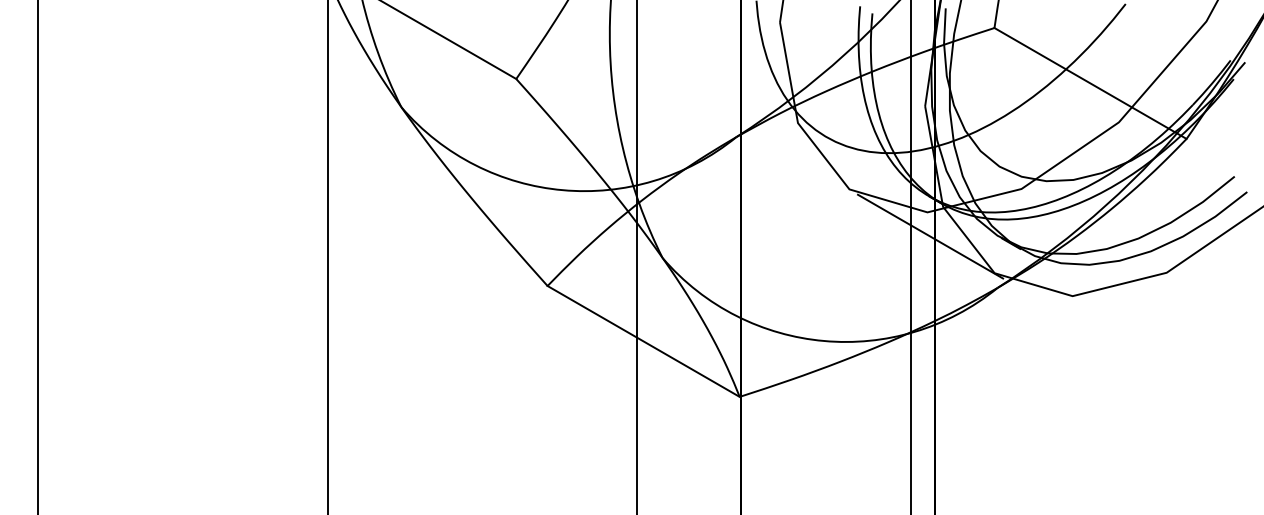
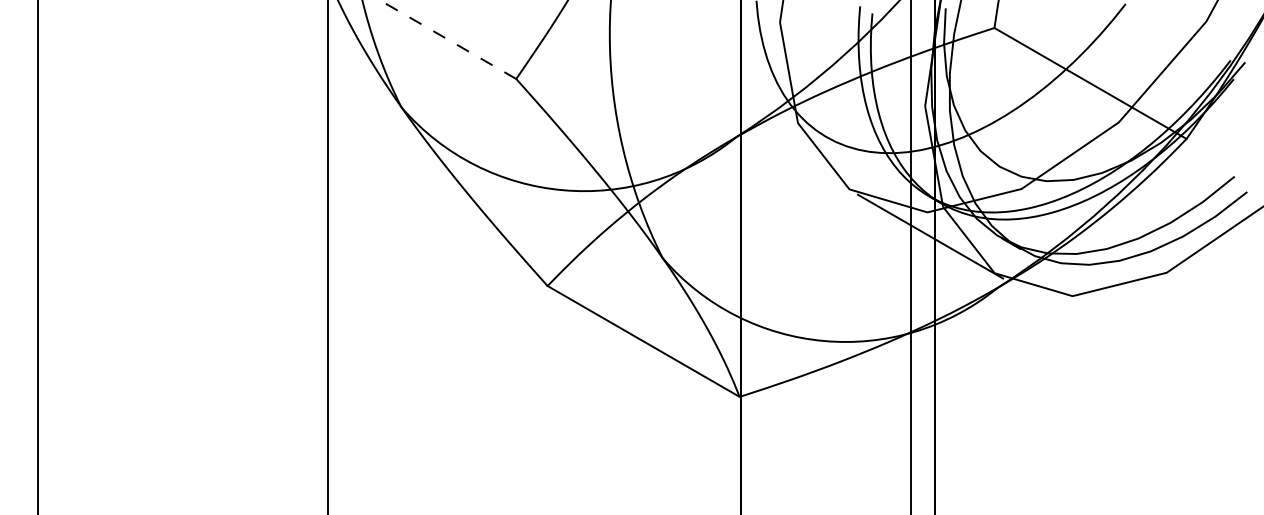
line: solid -> dashed (447, 39)
line: present -> none (636, 256)
